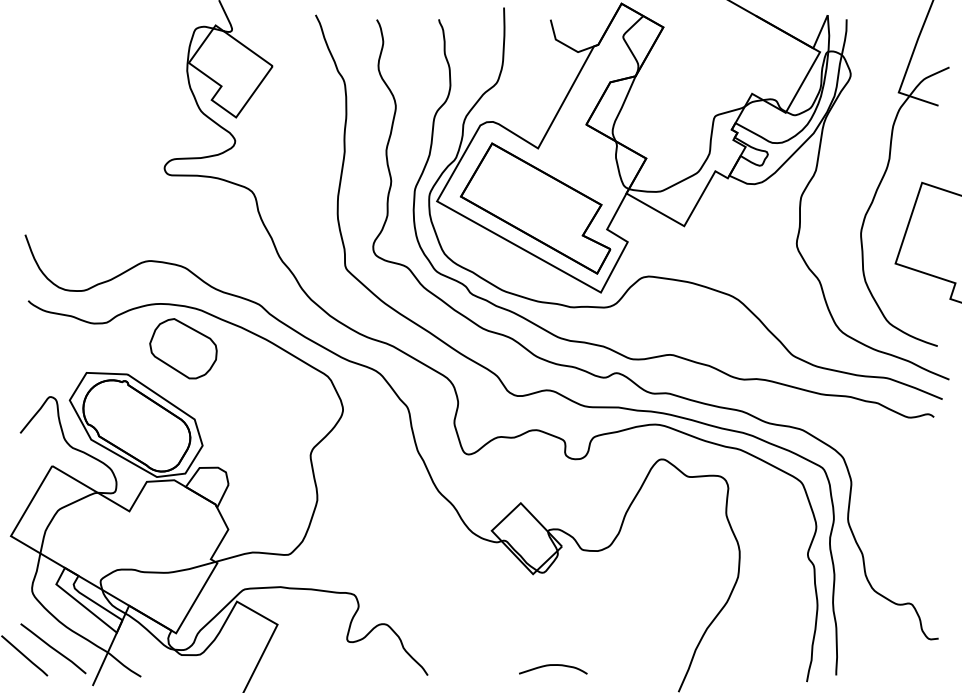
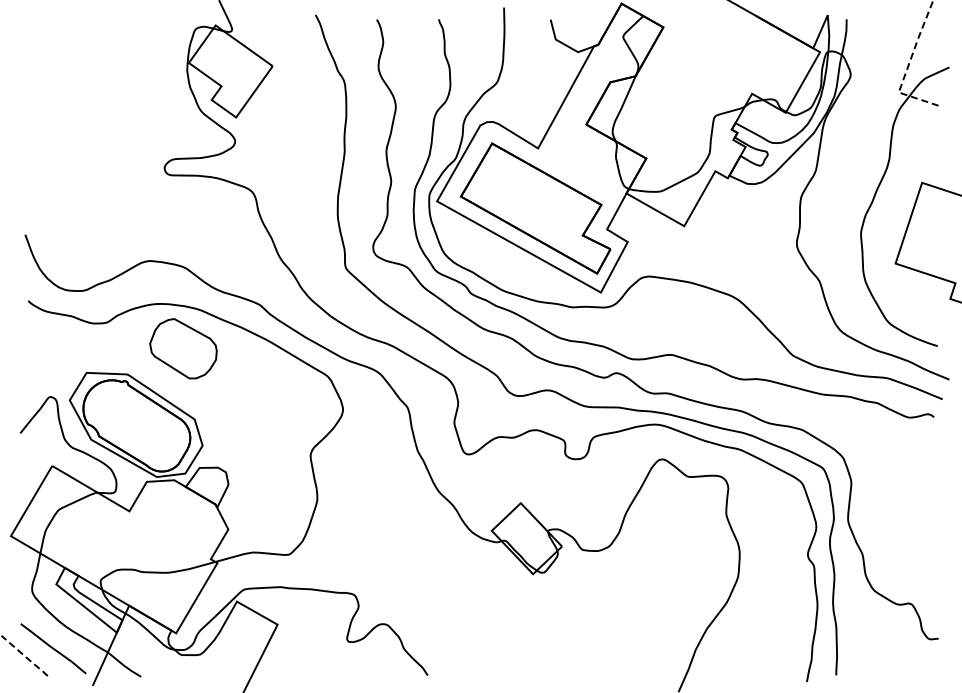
line: solid -> dashed (908, 65)
line: solid -> dashed (25, 656)
curve: present -> none (553, 665)
